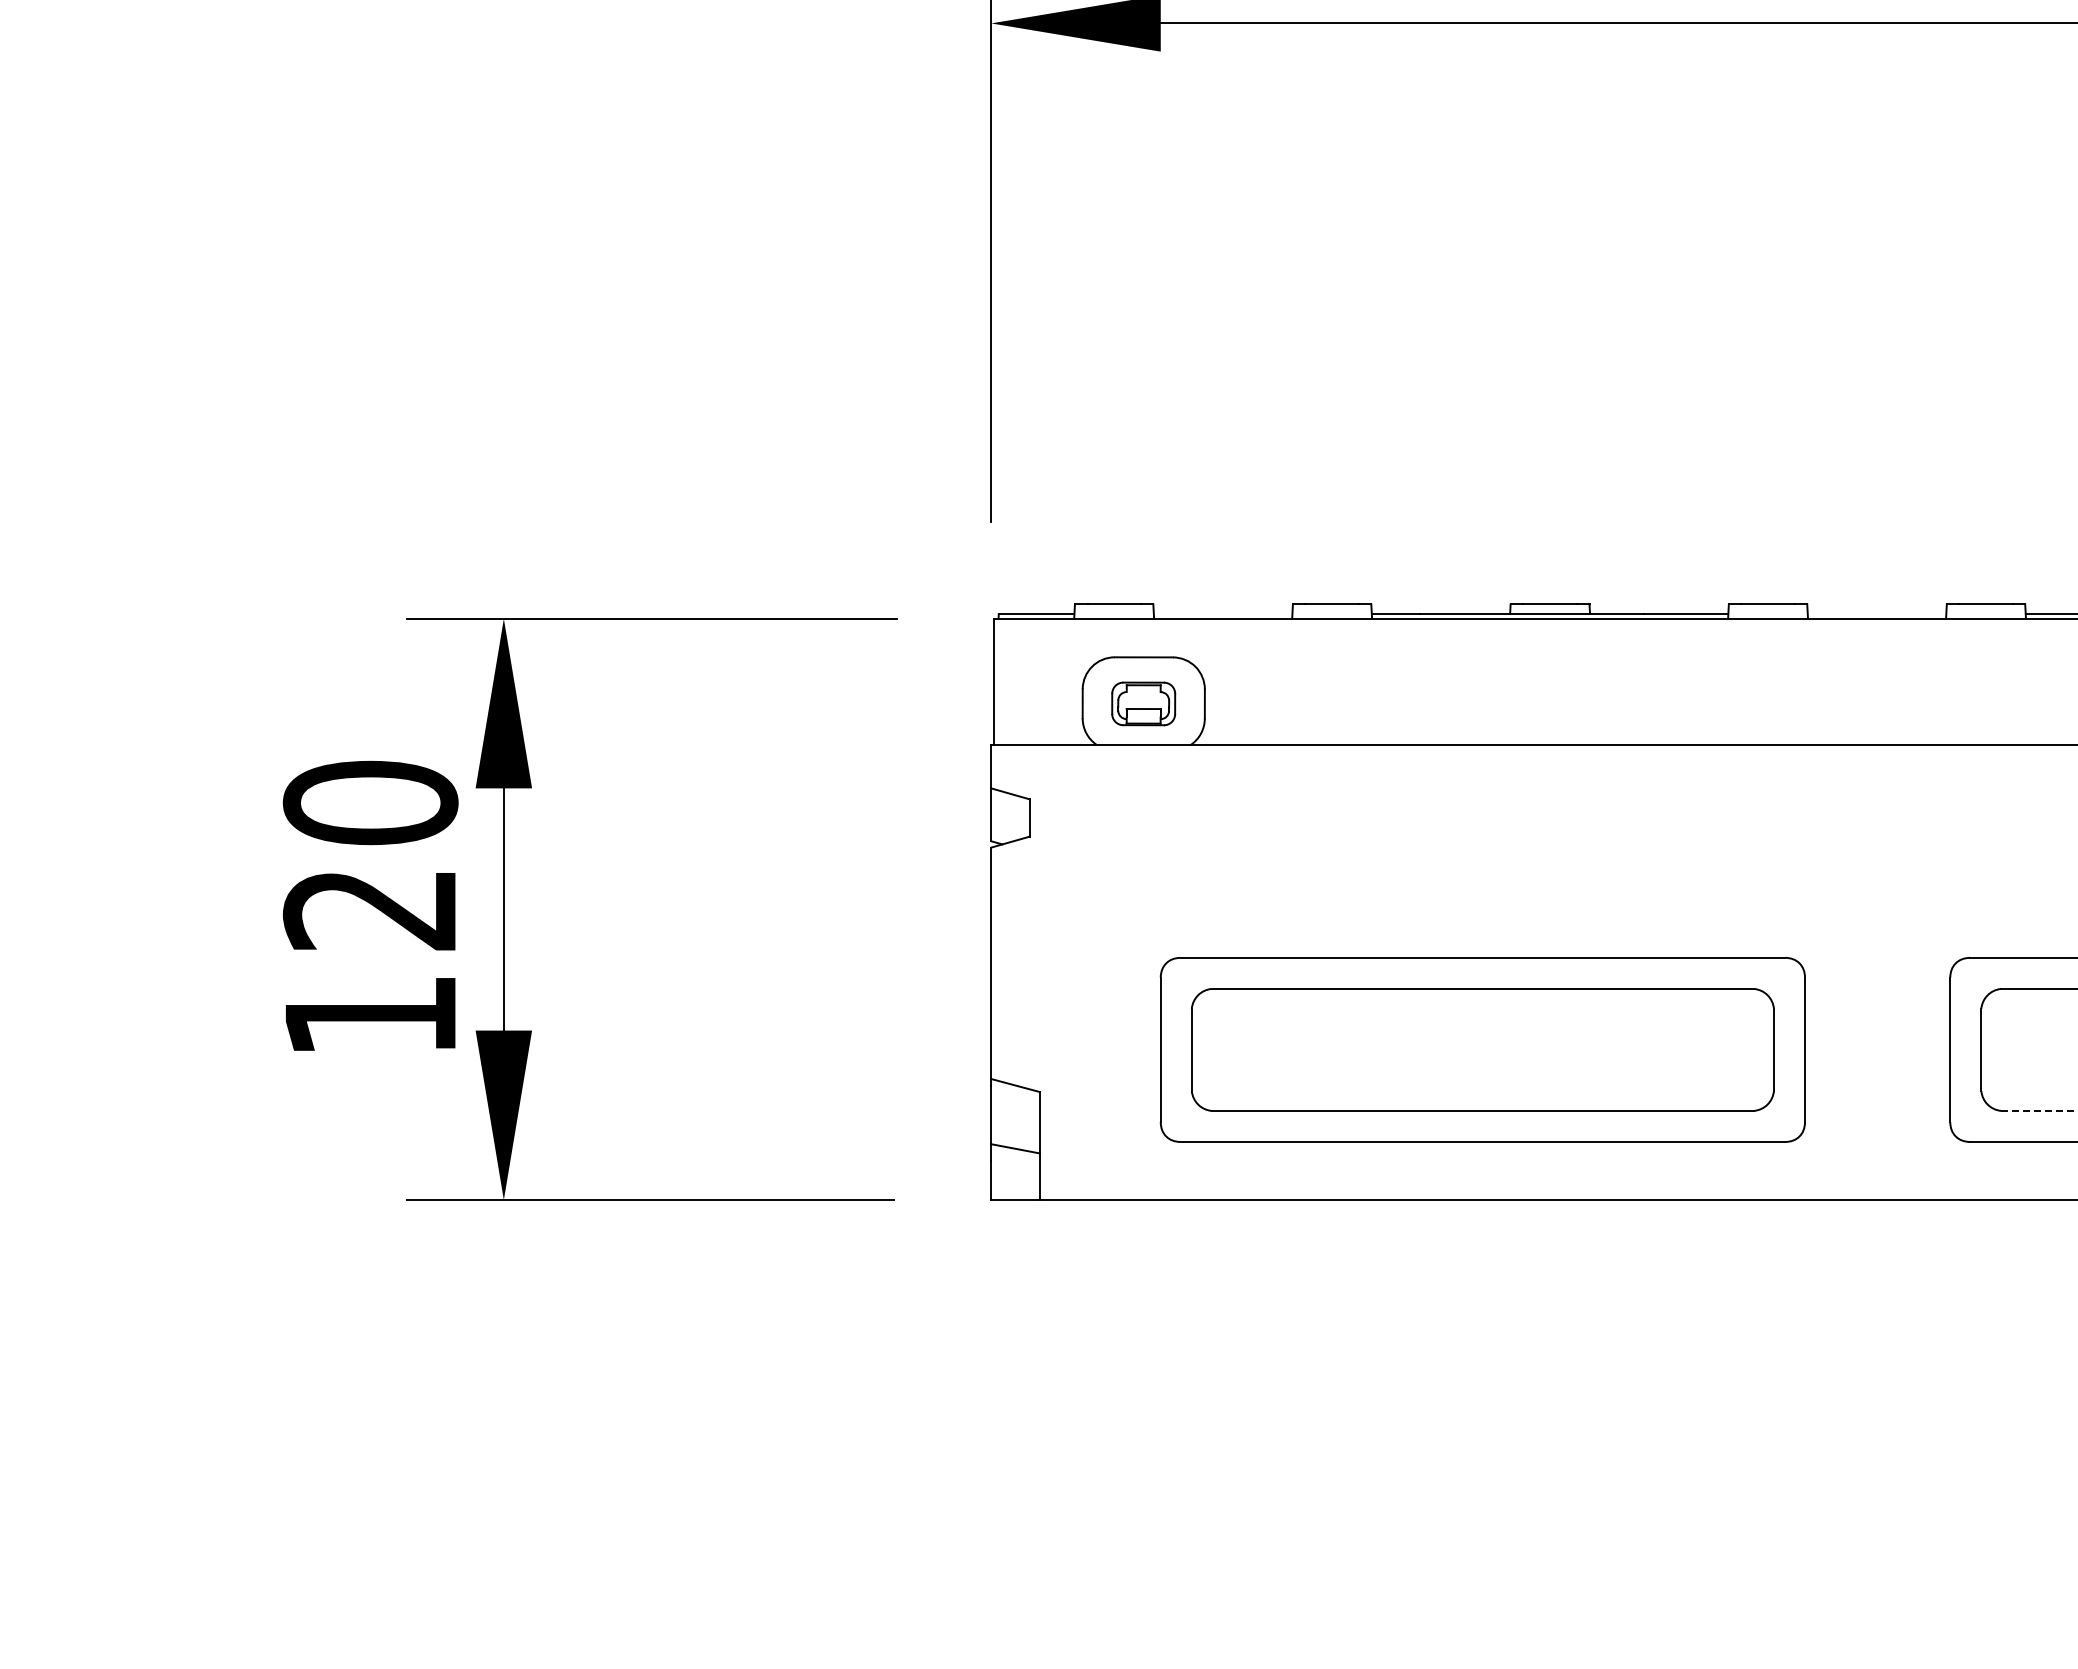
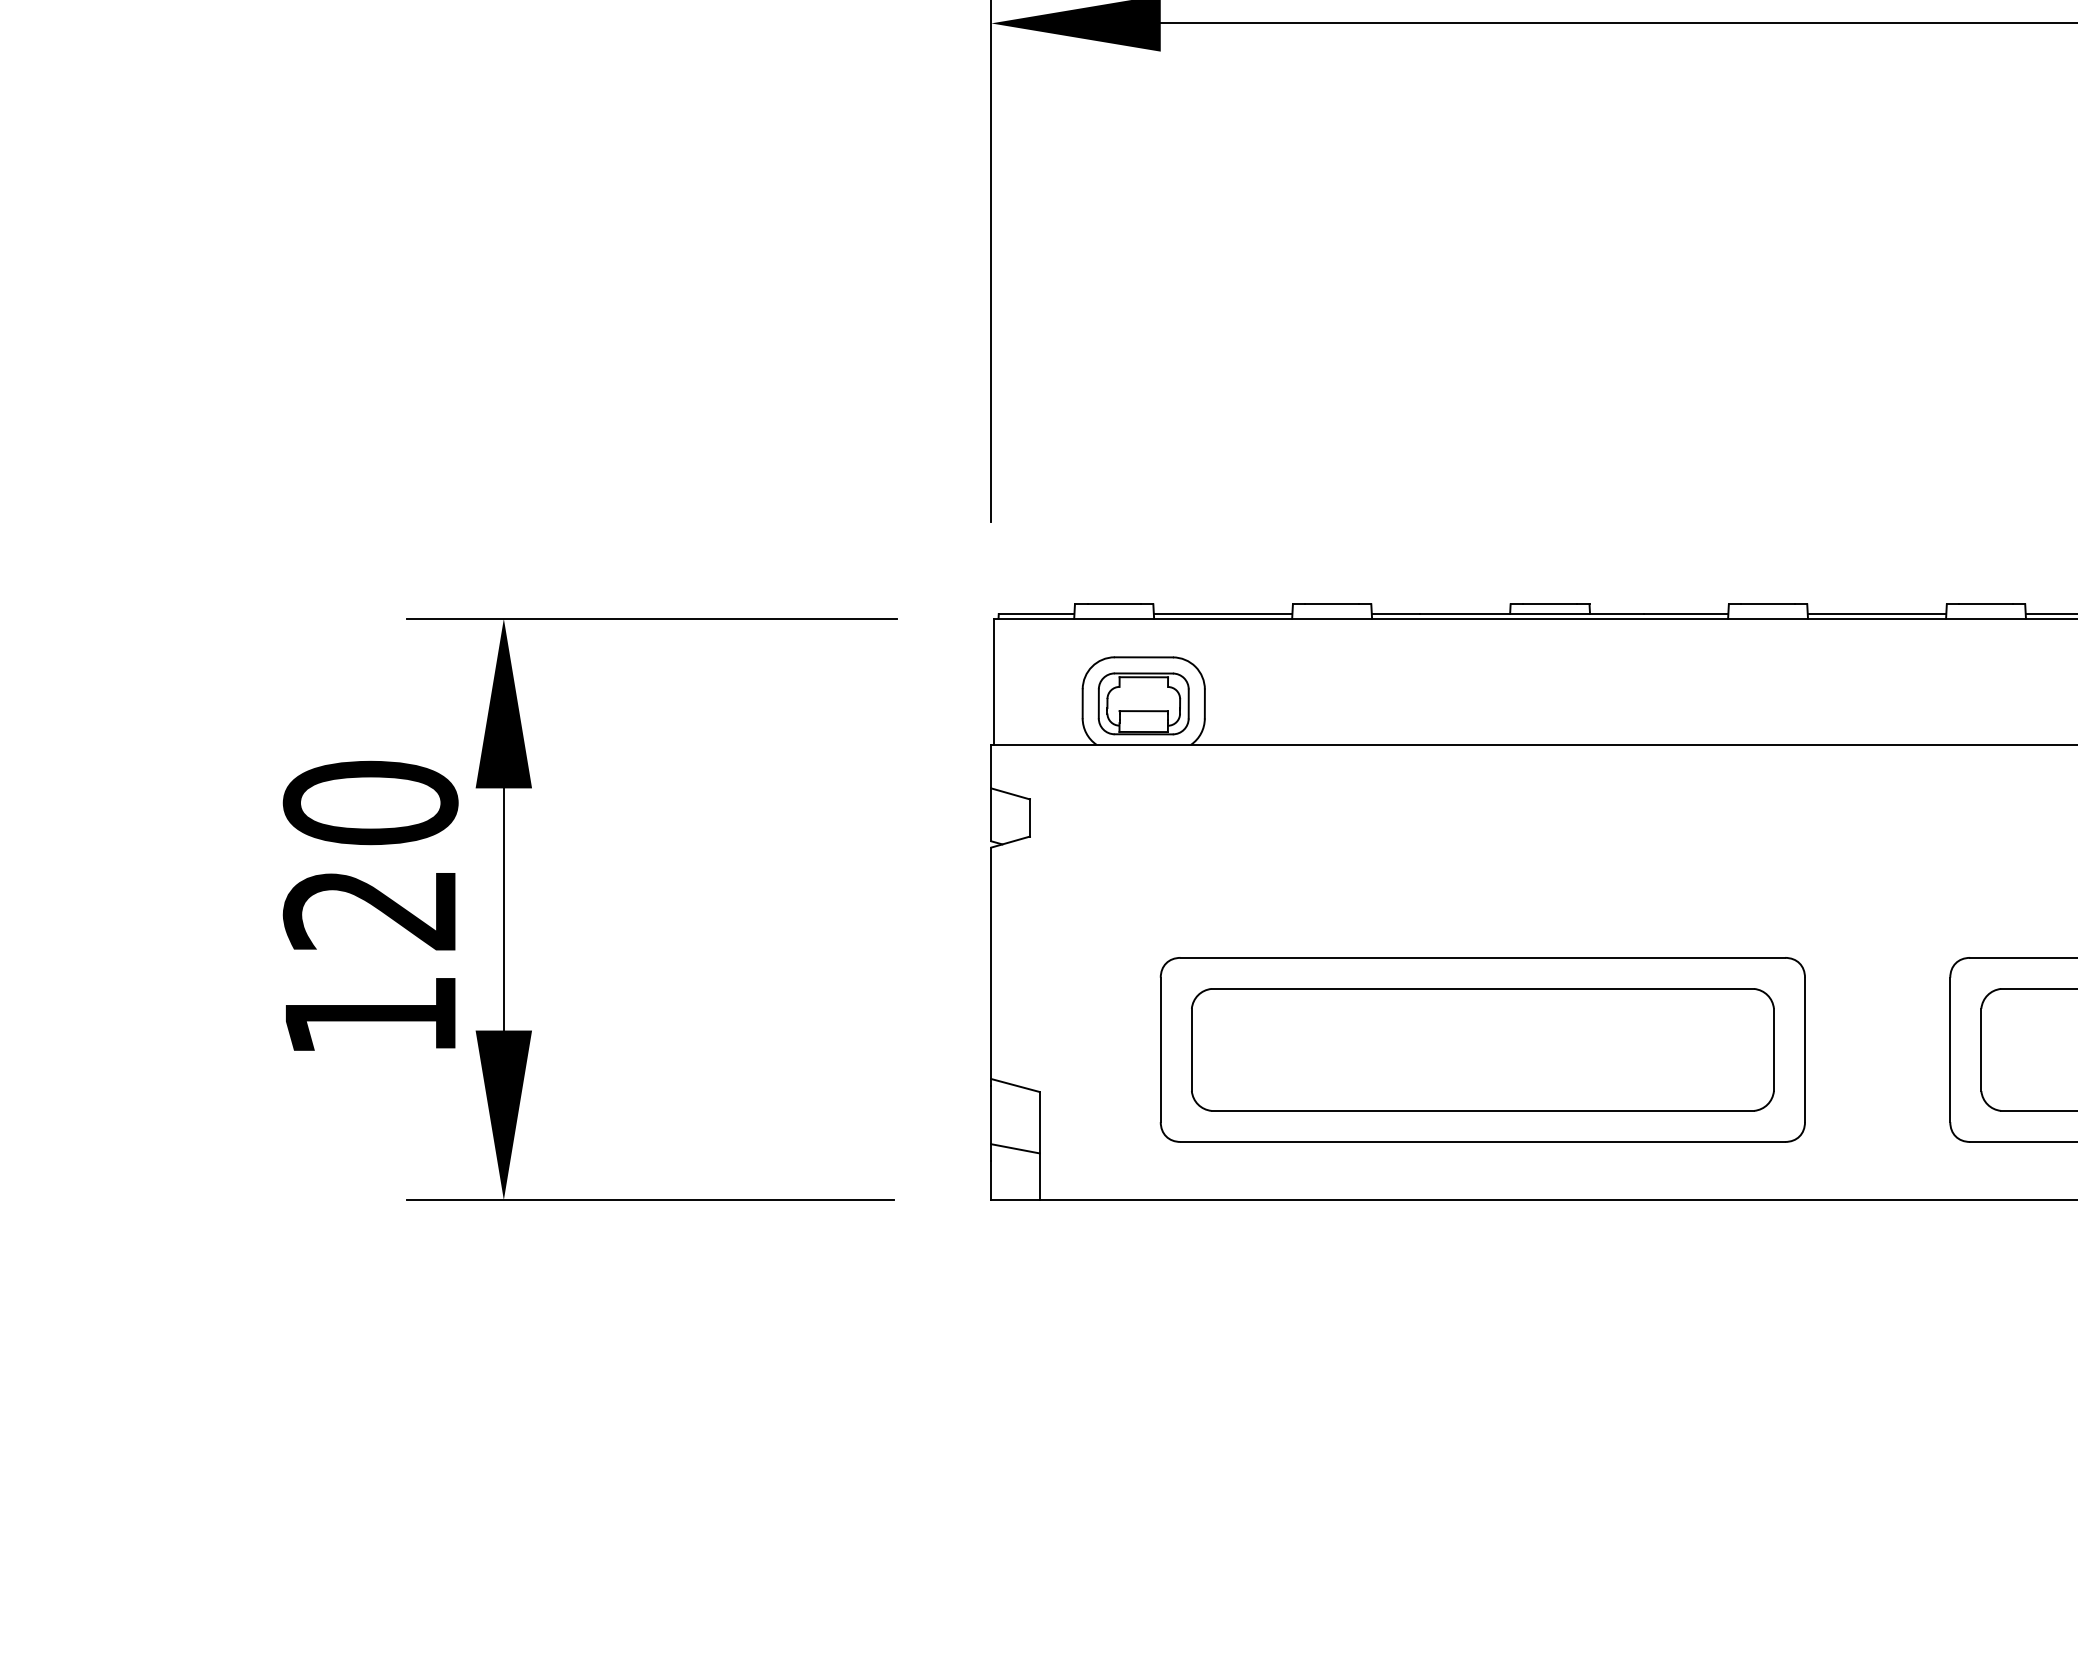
line: none -> present (1222, 614)
line: none -> present (1876, 614)
part size: 66x46 px -> 93x64 px (1143, 703)
line: dashed -> solid (2039, 1110)
